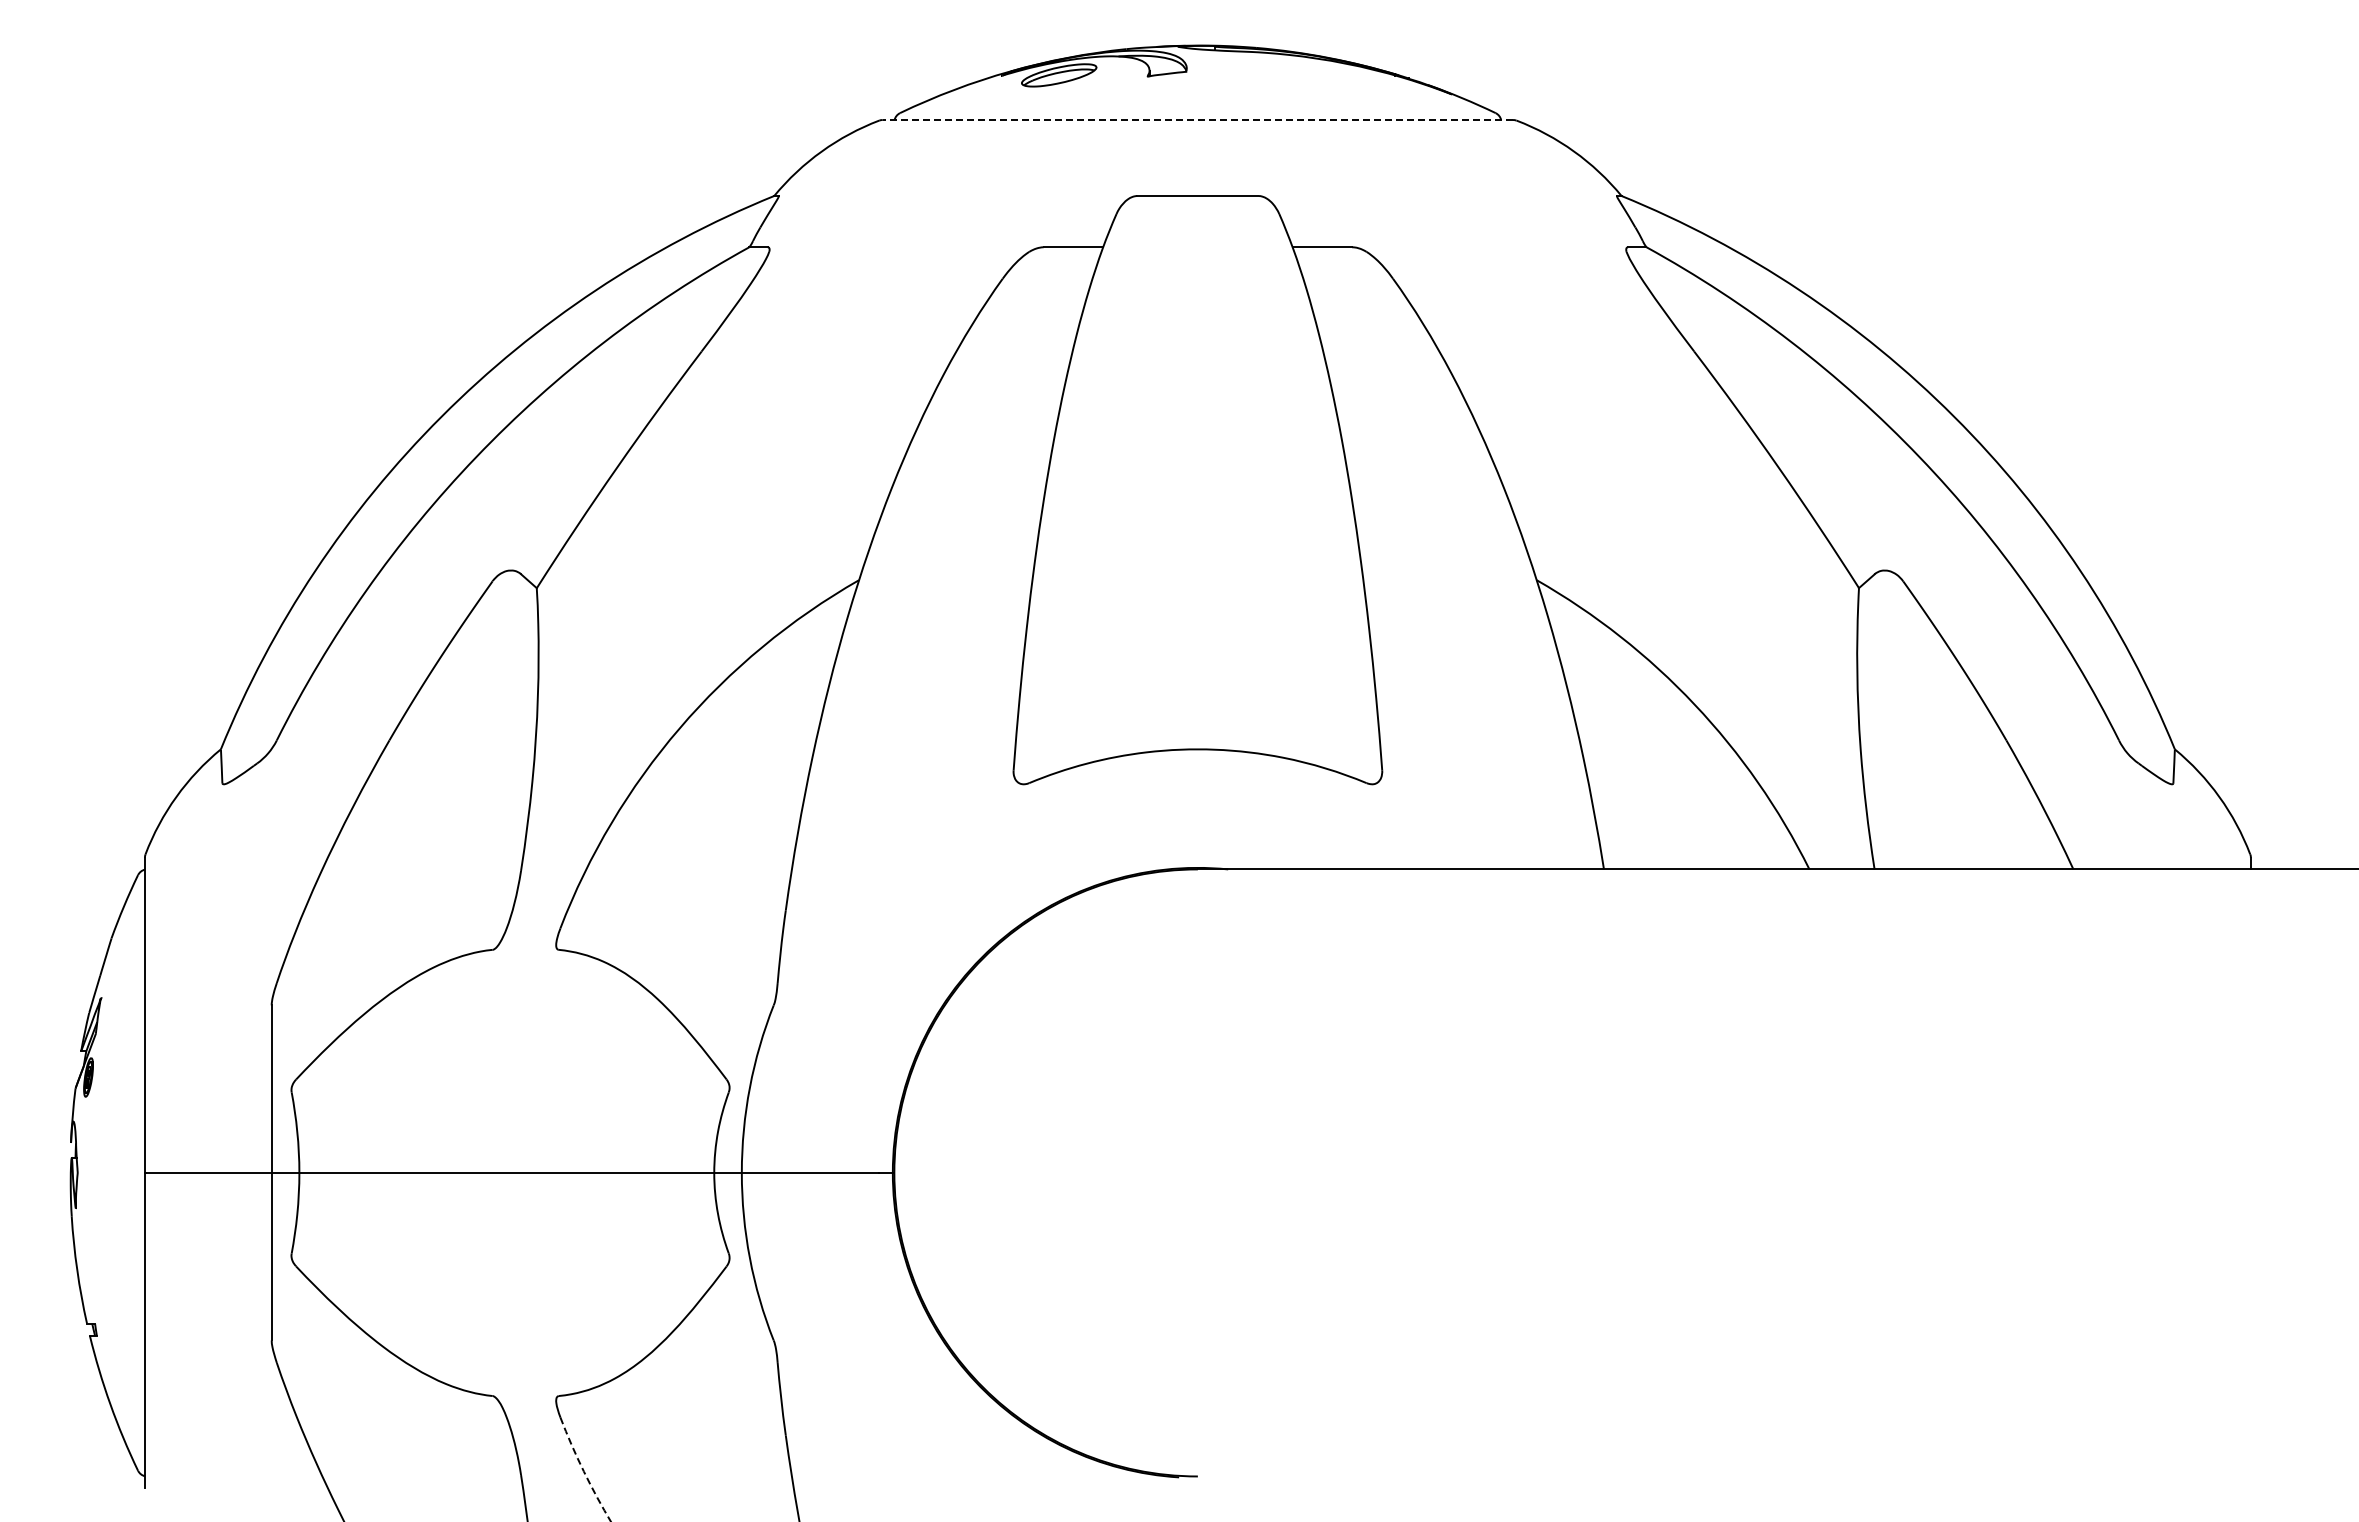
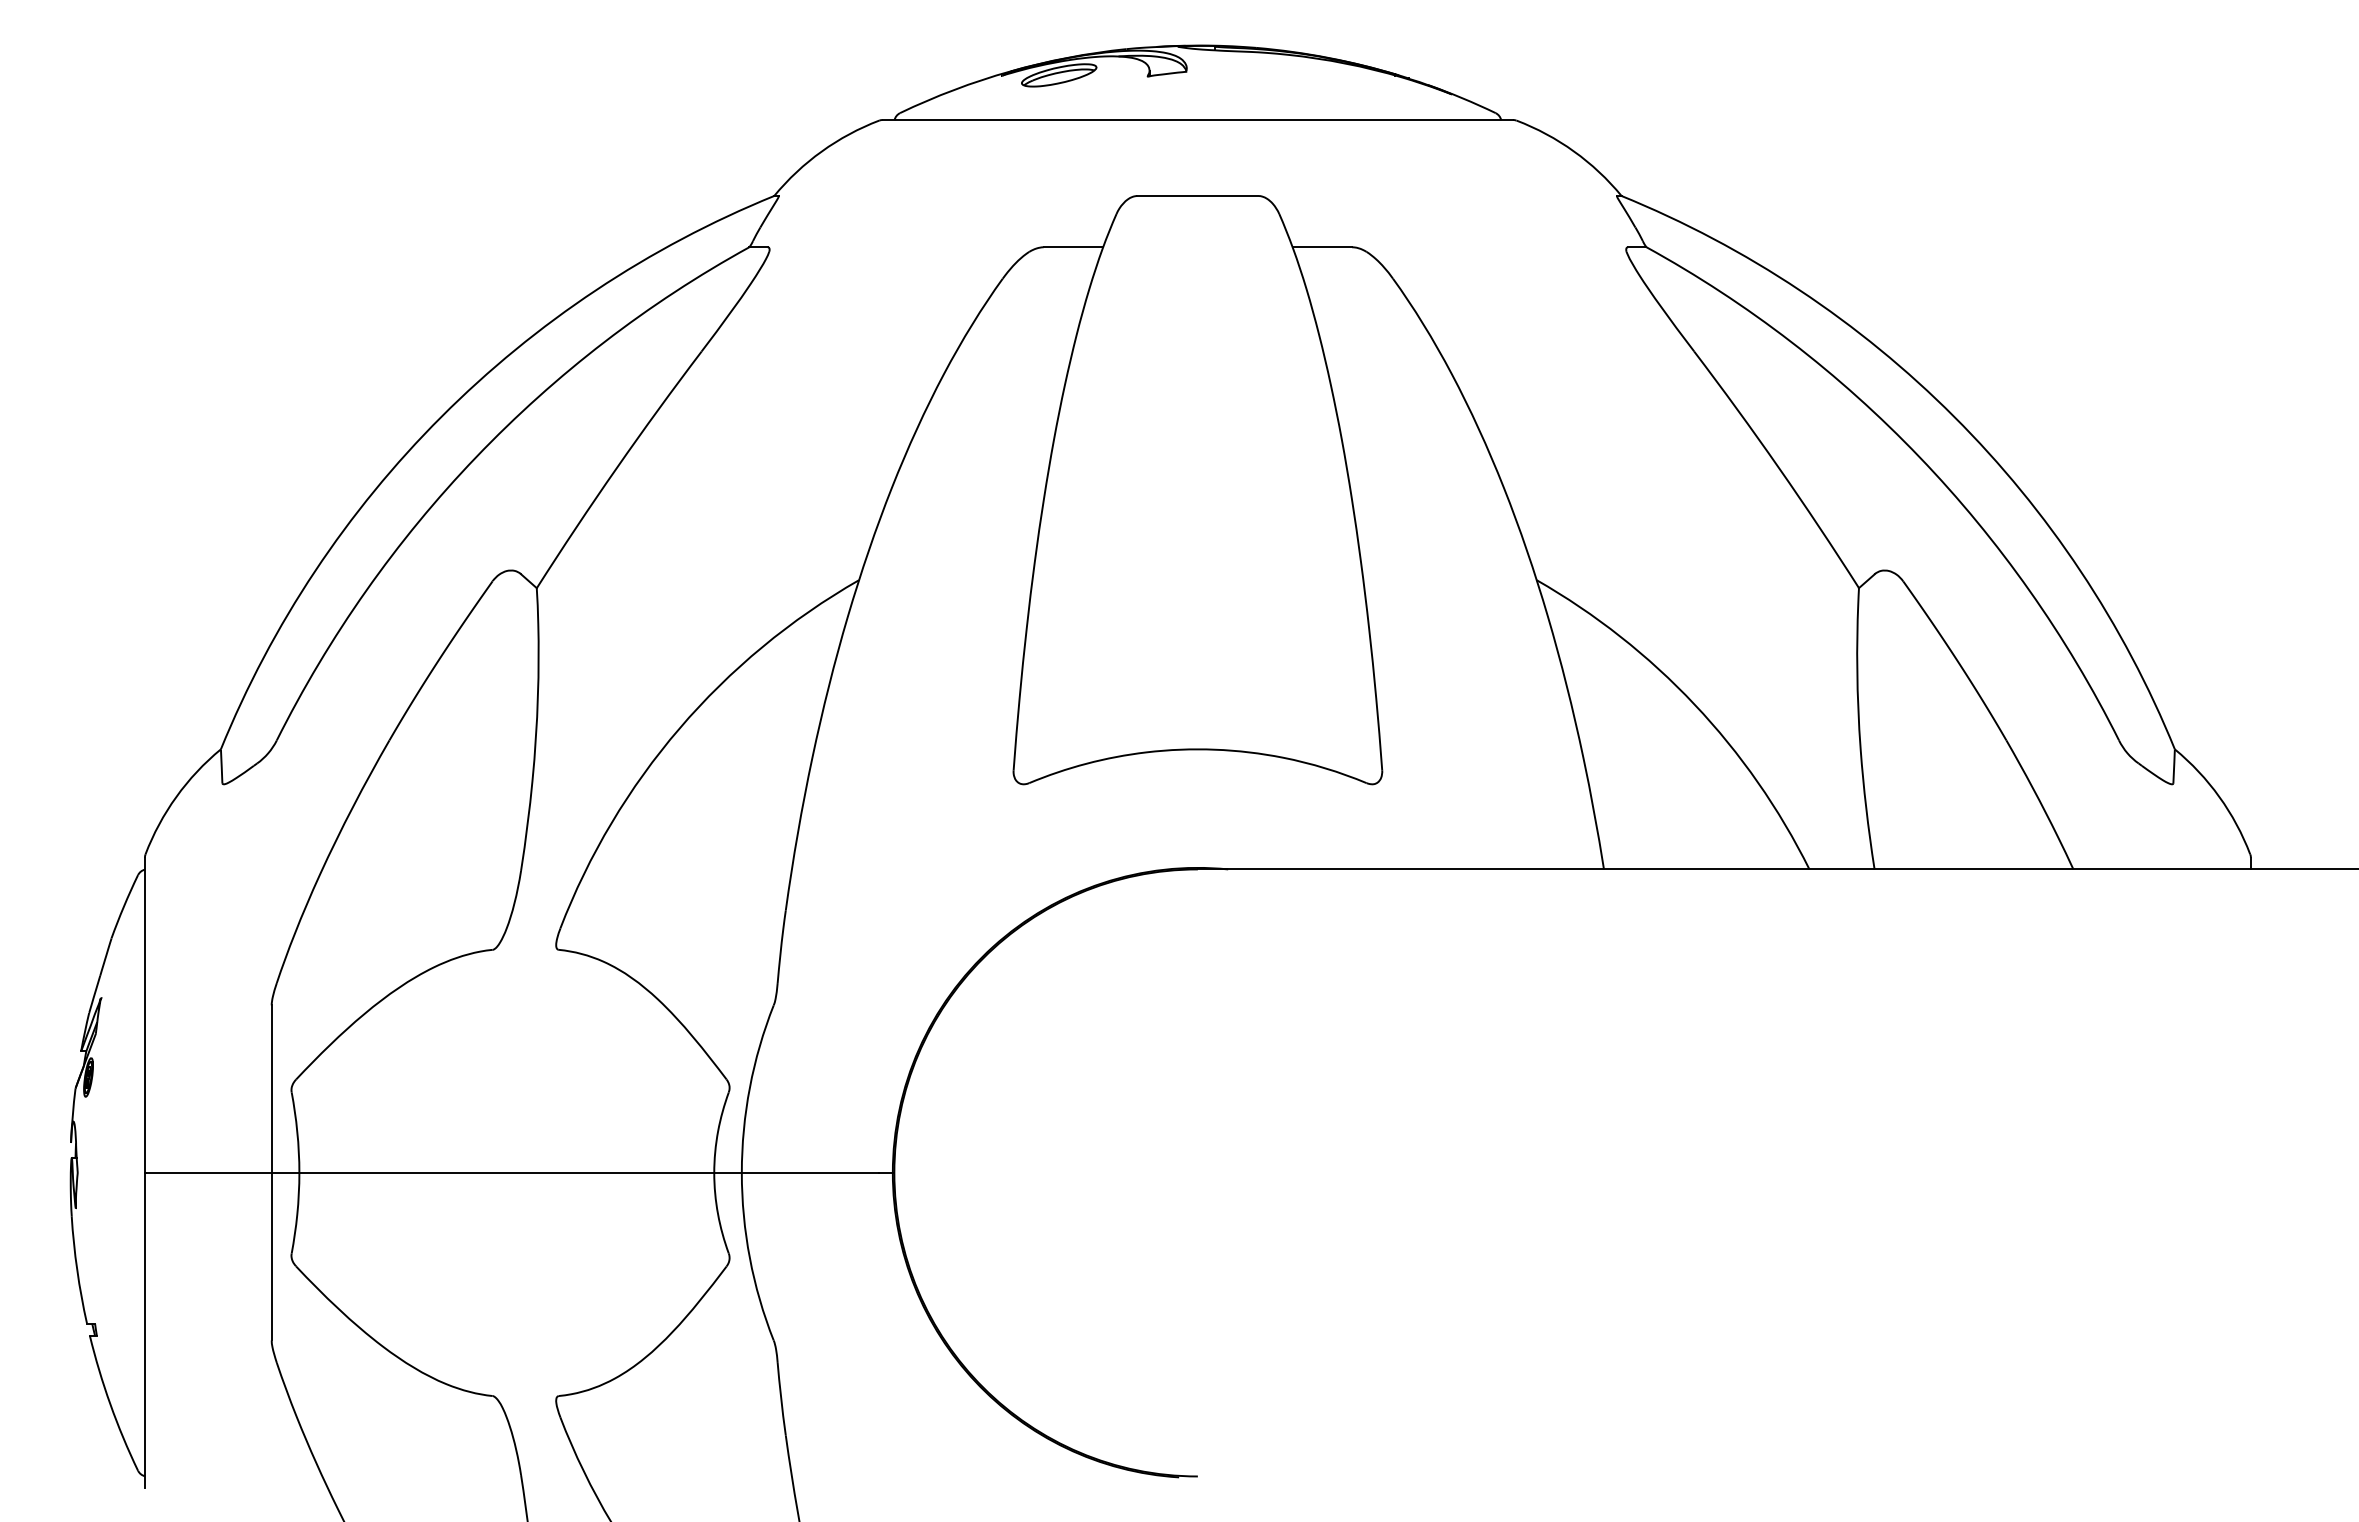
line: dashed -> solid (1197, 120)
arc: dashed -> solid (583, 1471)
